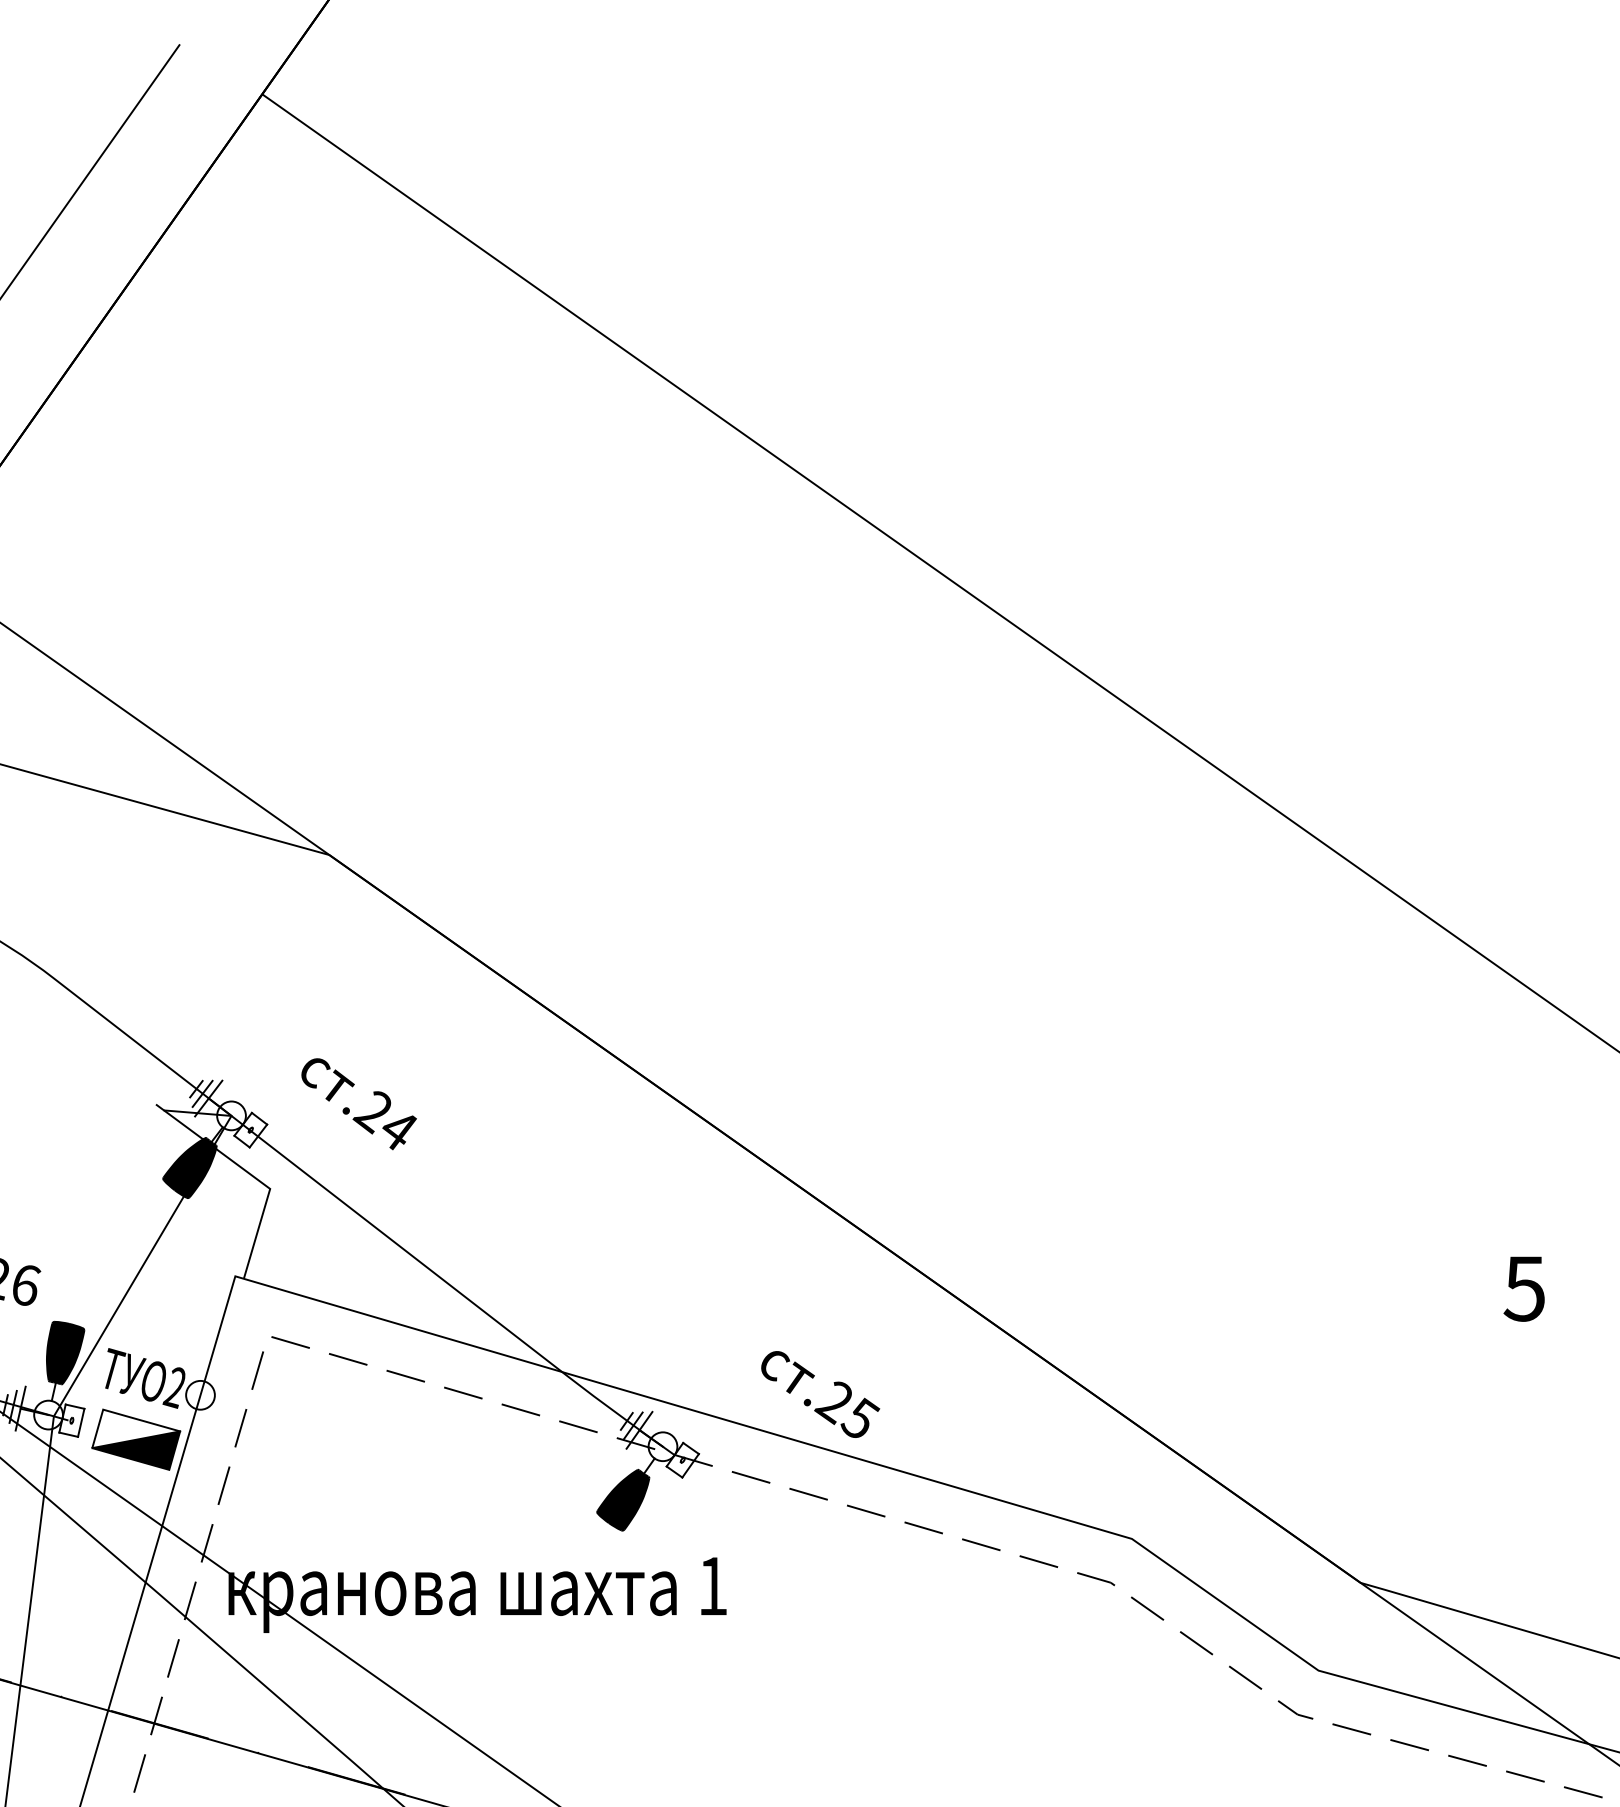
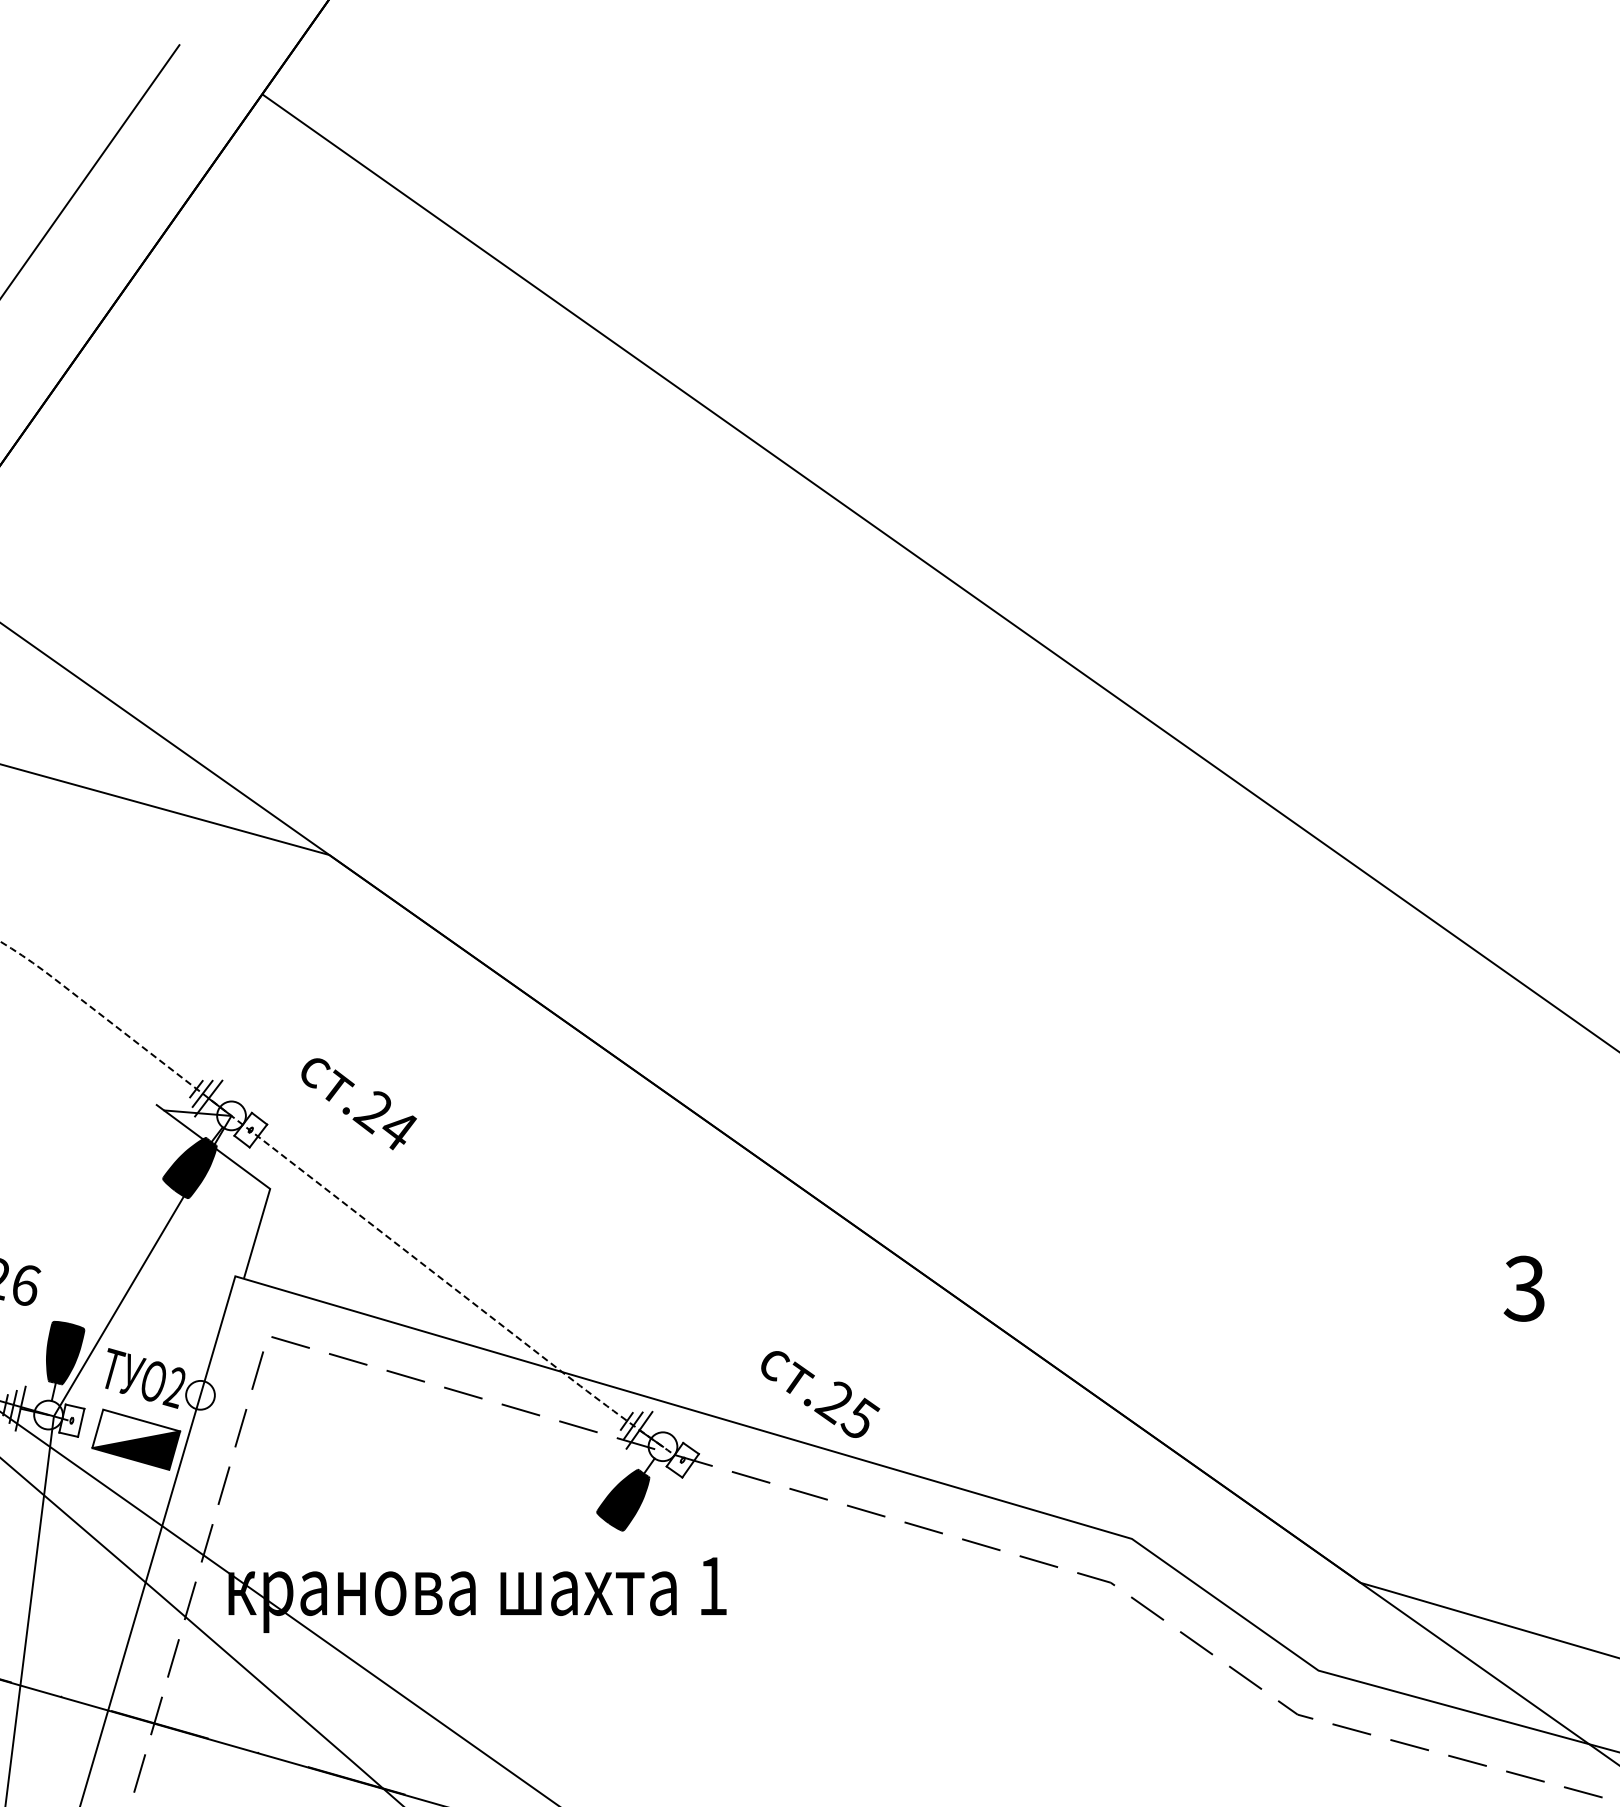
line: solid -> dashed (338, 1199)
text: 5 -> 3 (1523, 1288)
